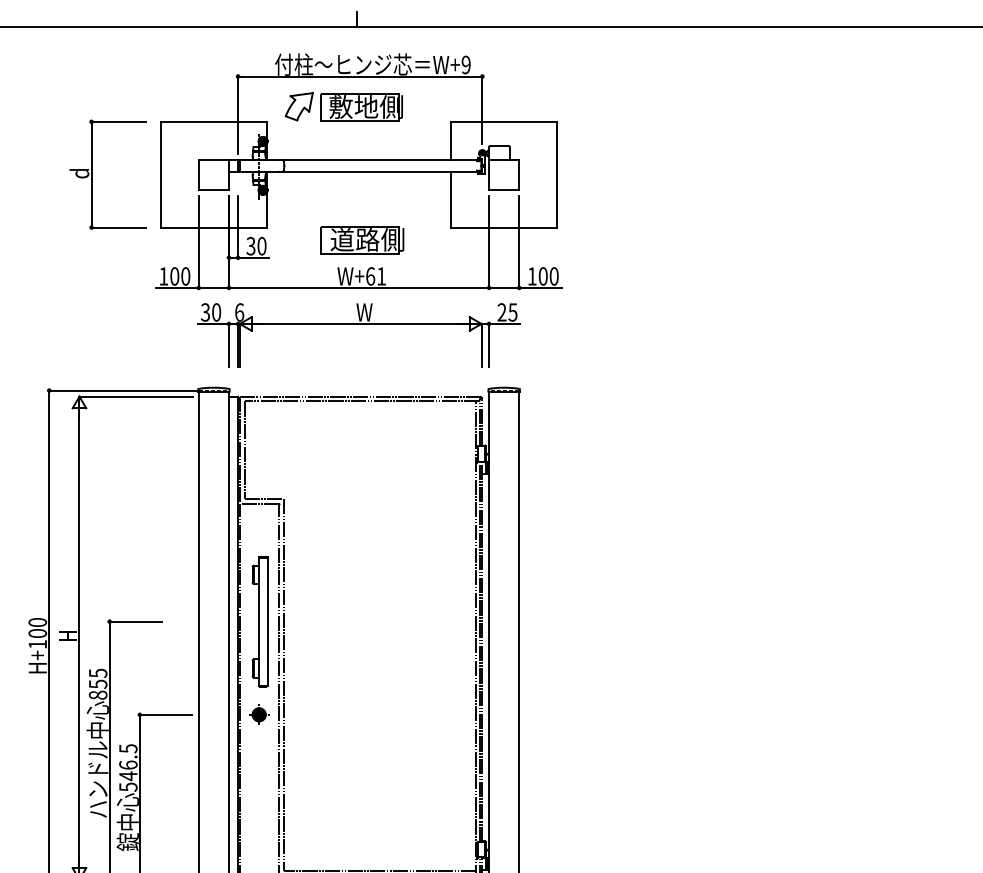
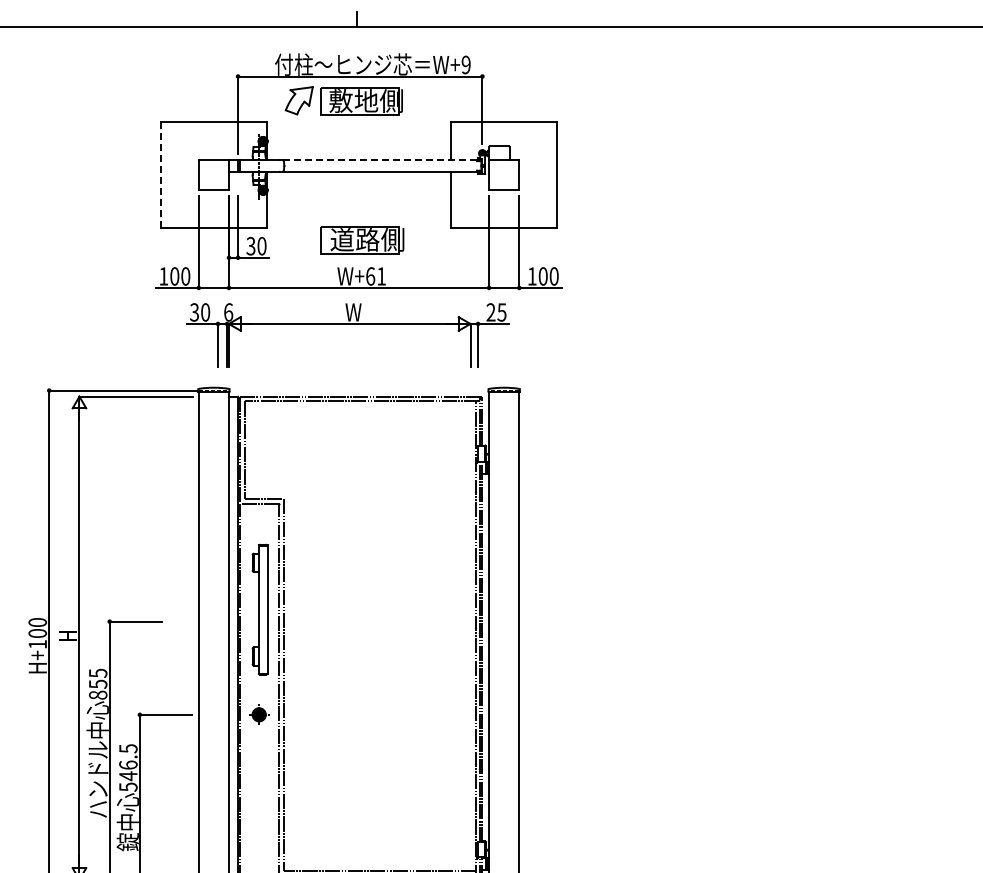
part position: (343, 106) -> (343, 100) (343, 100)
line: solid -> dashed (380, 160)
part: present -> none (92, 174)
line: solid -> dashed (161, 174)
part position: (358, 324) -> (347, 324) (347, 324)
part position: (259, 621) -> (259, 609) (259, 609)
